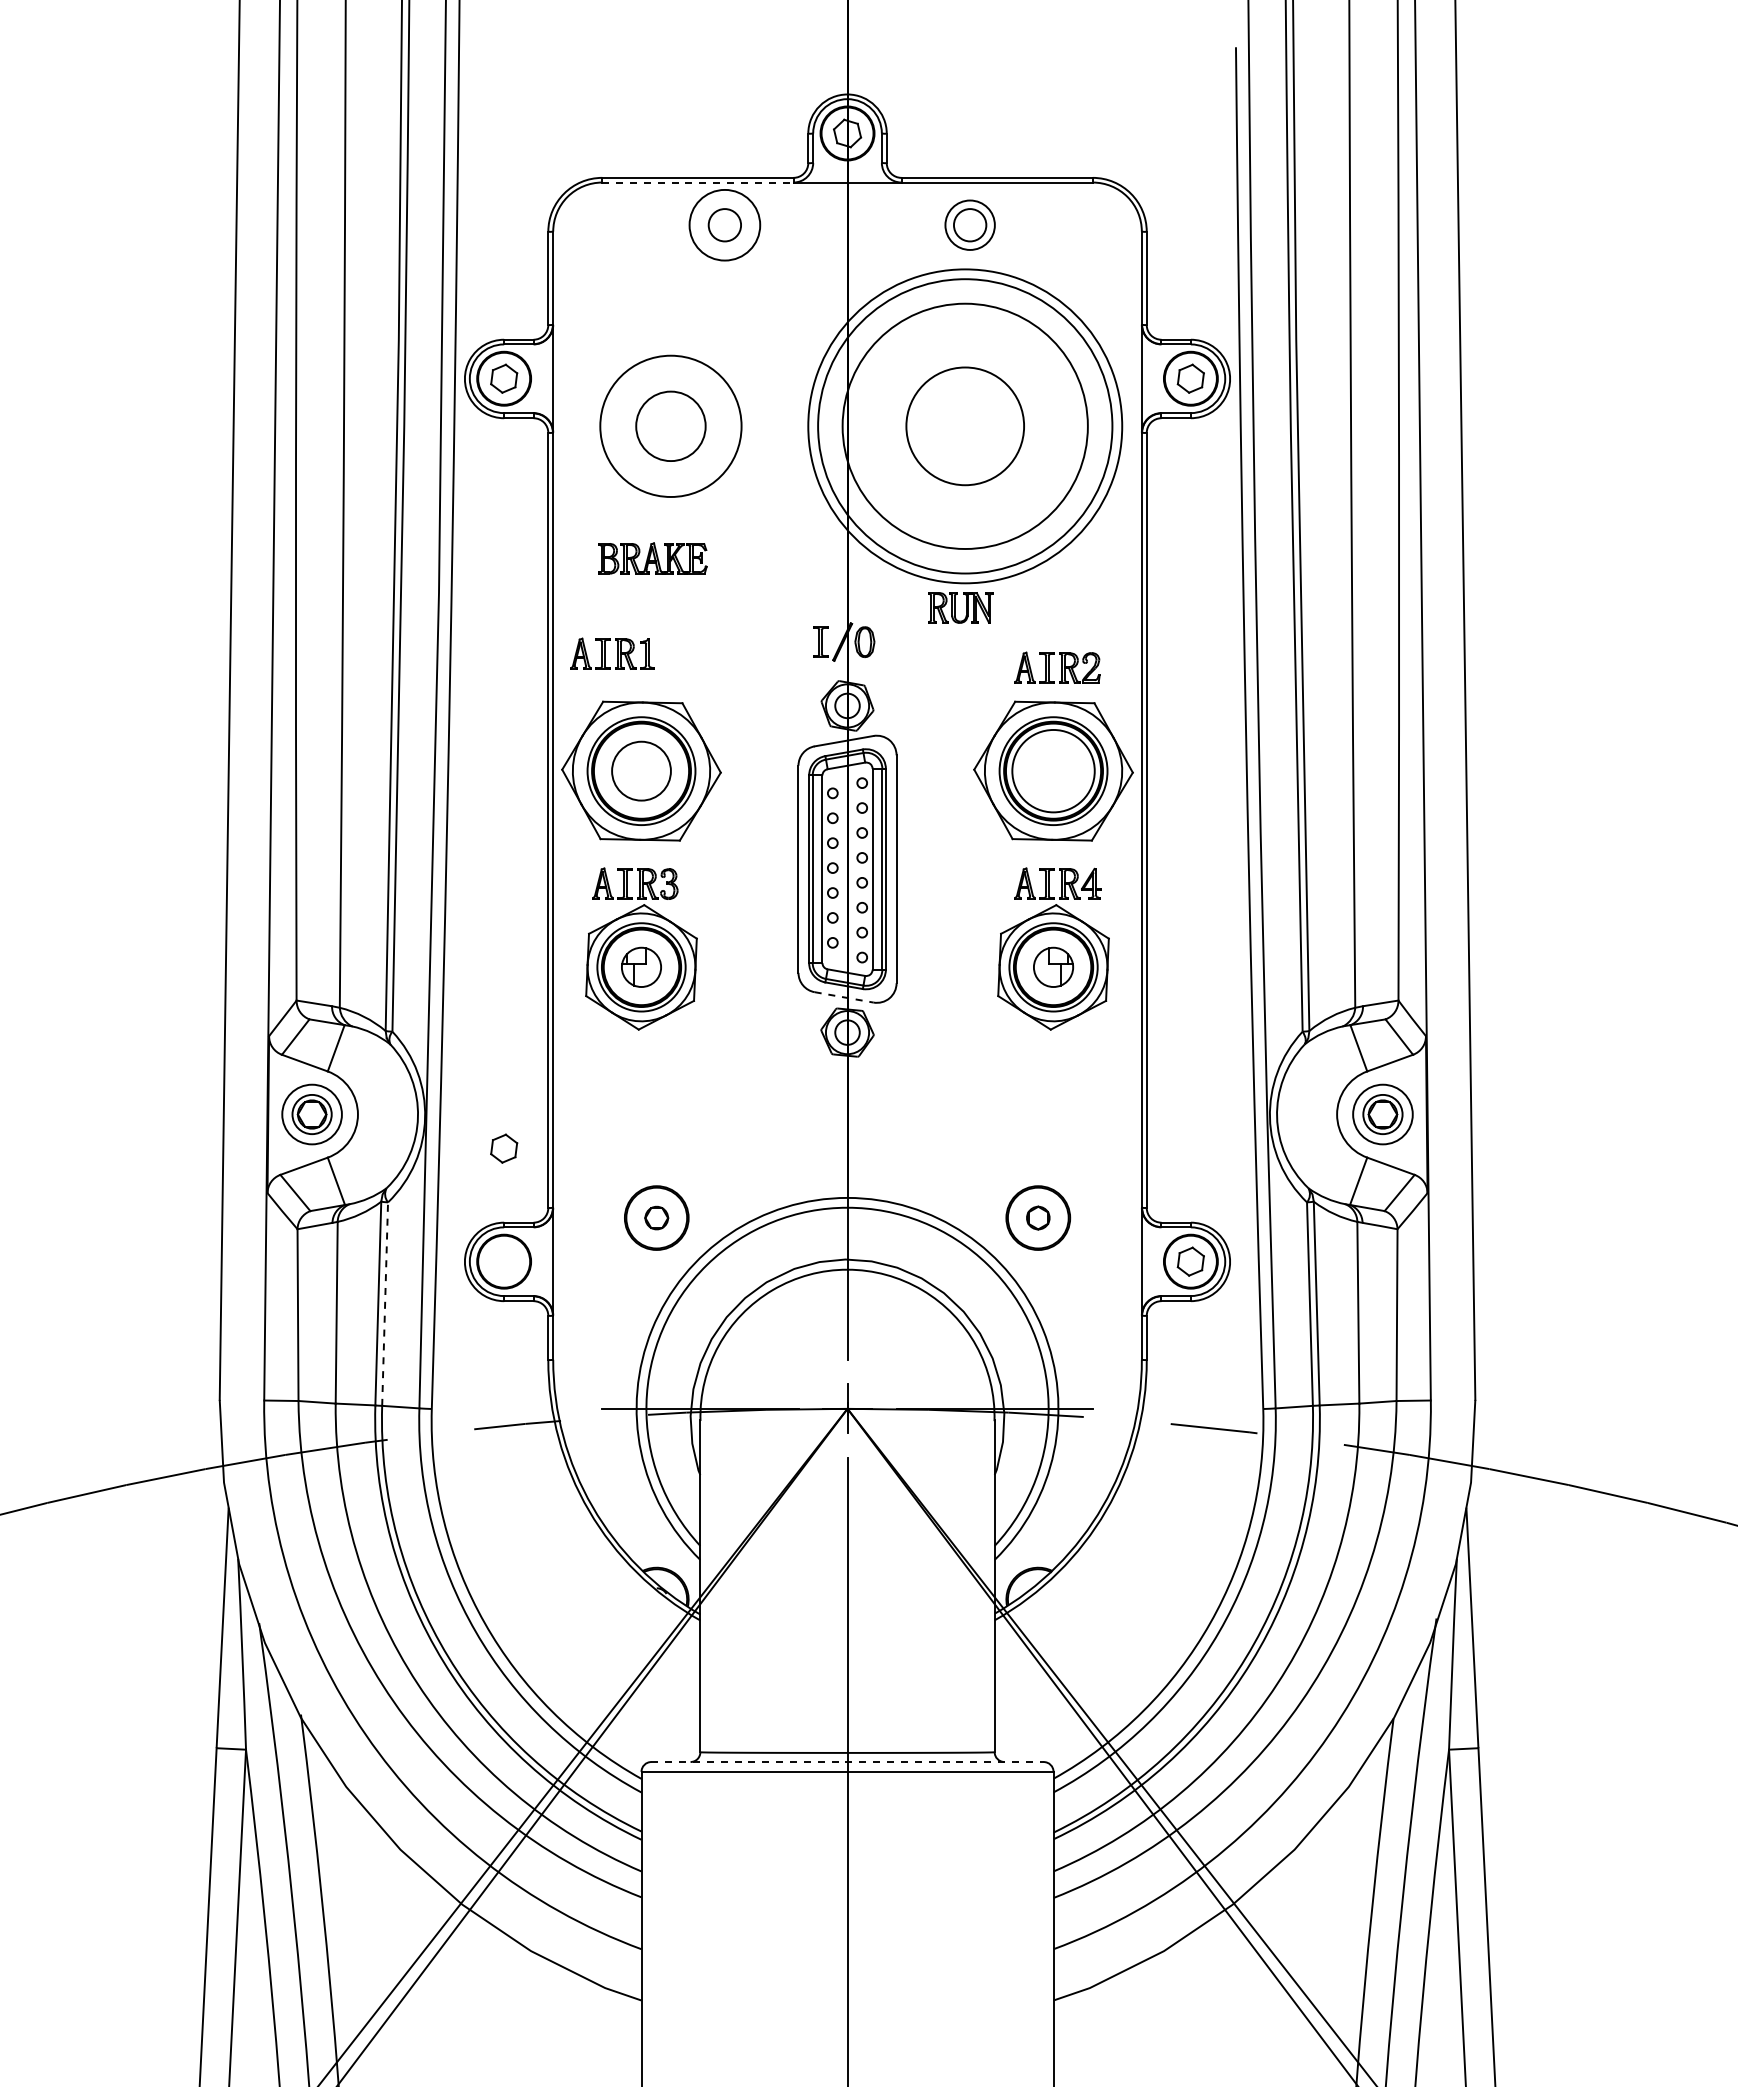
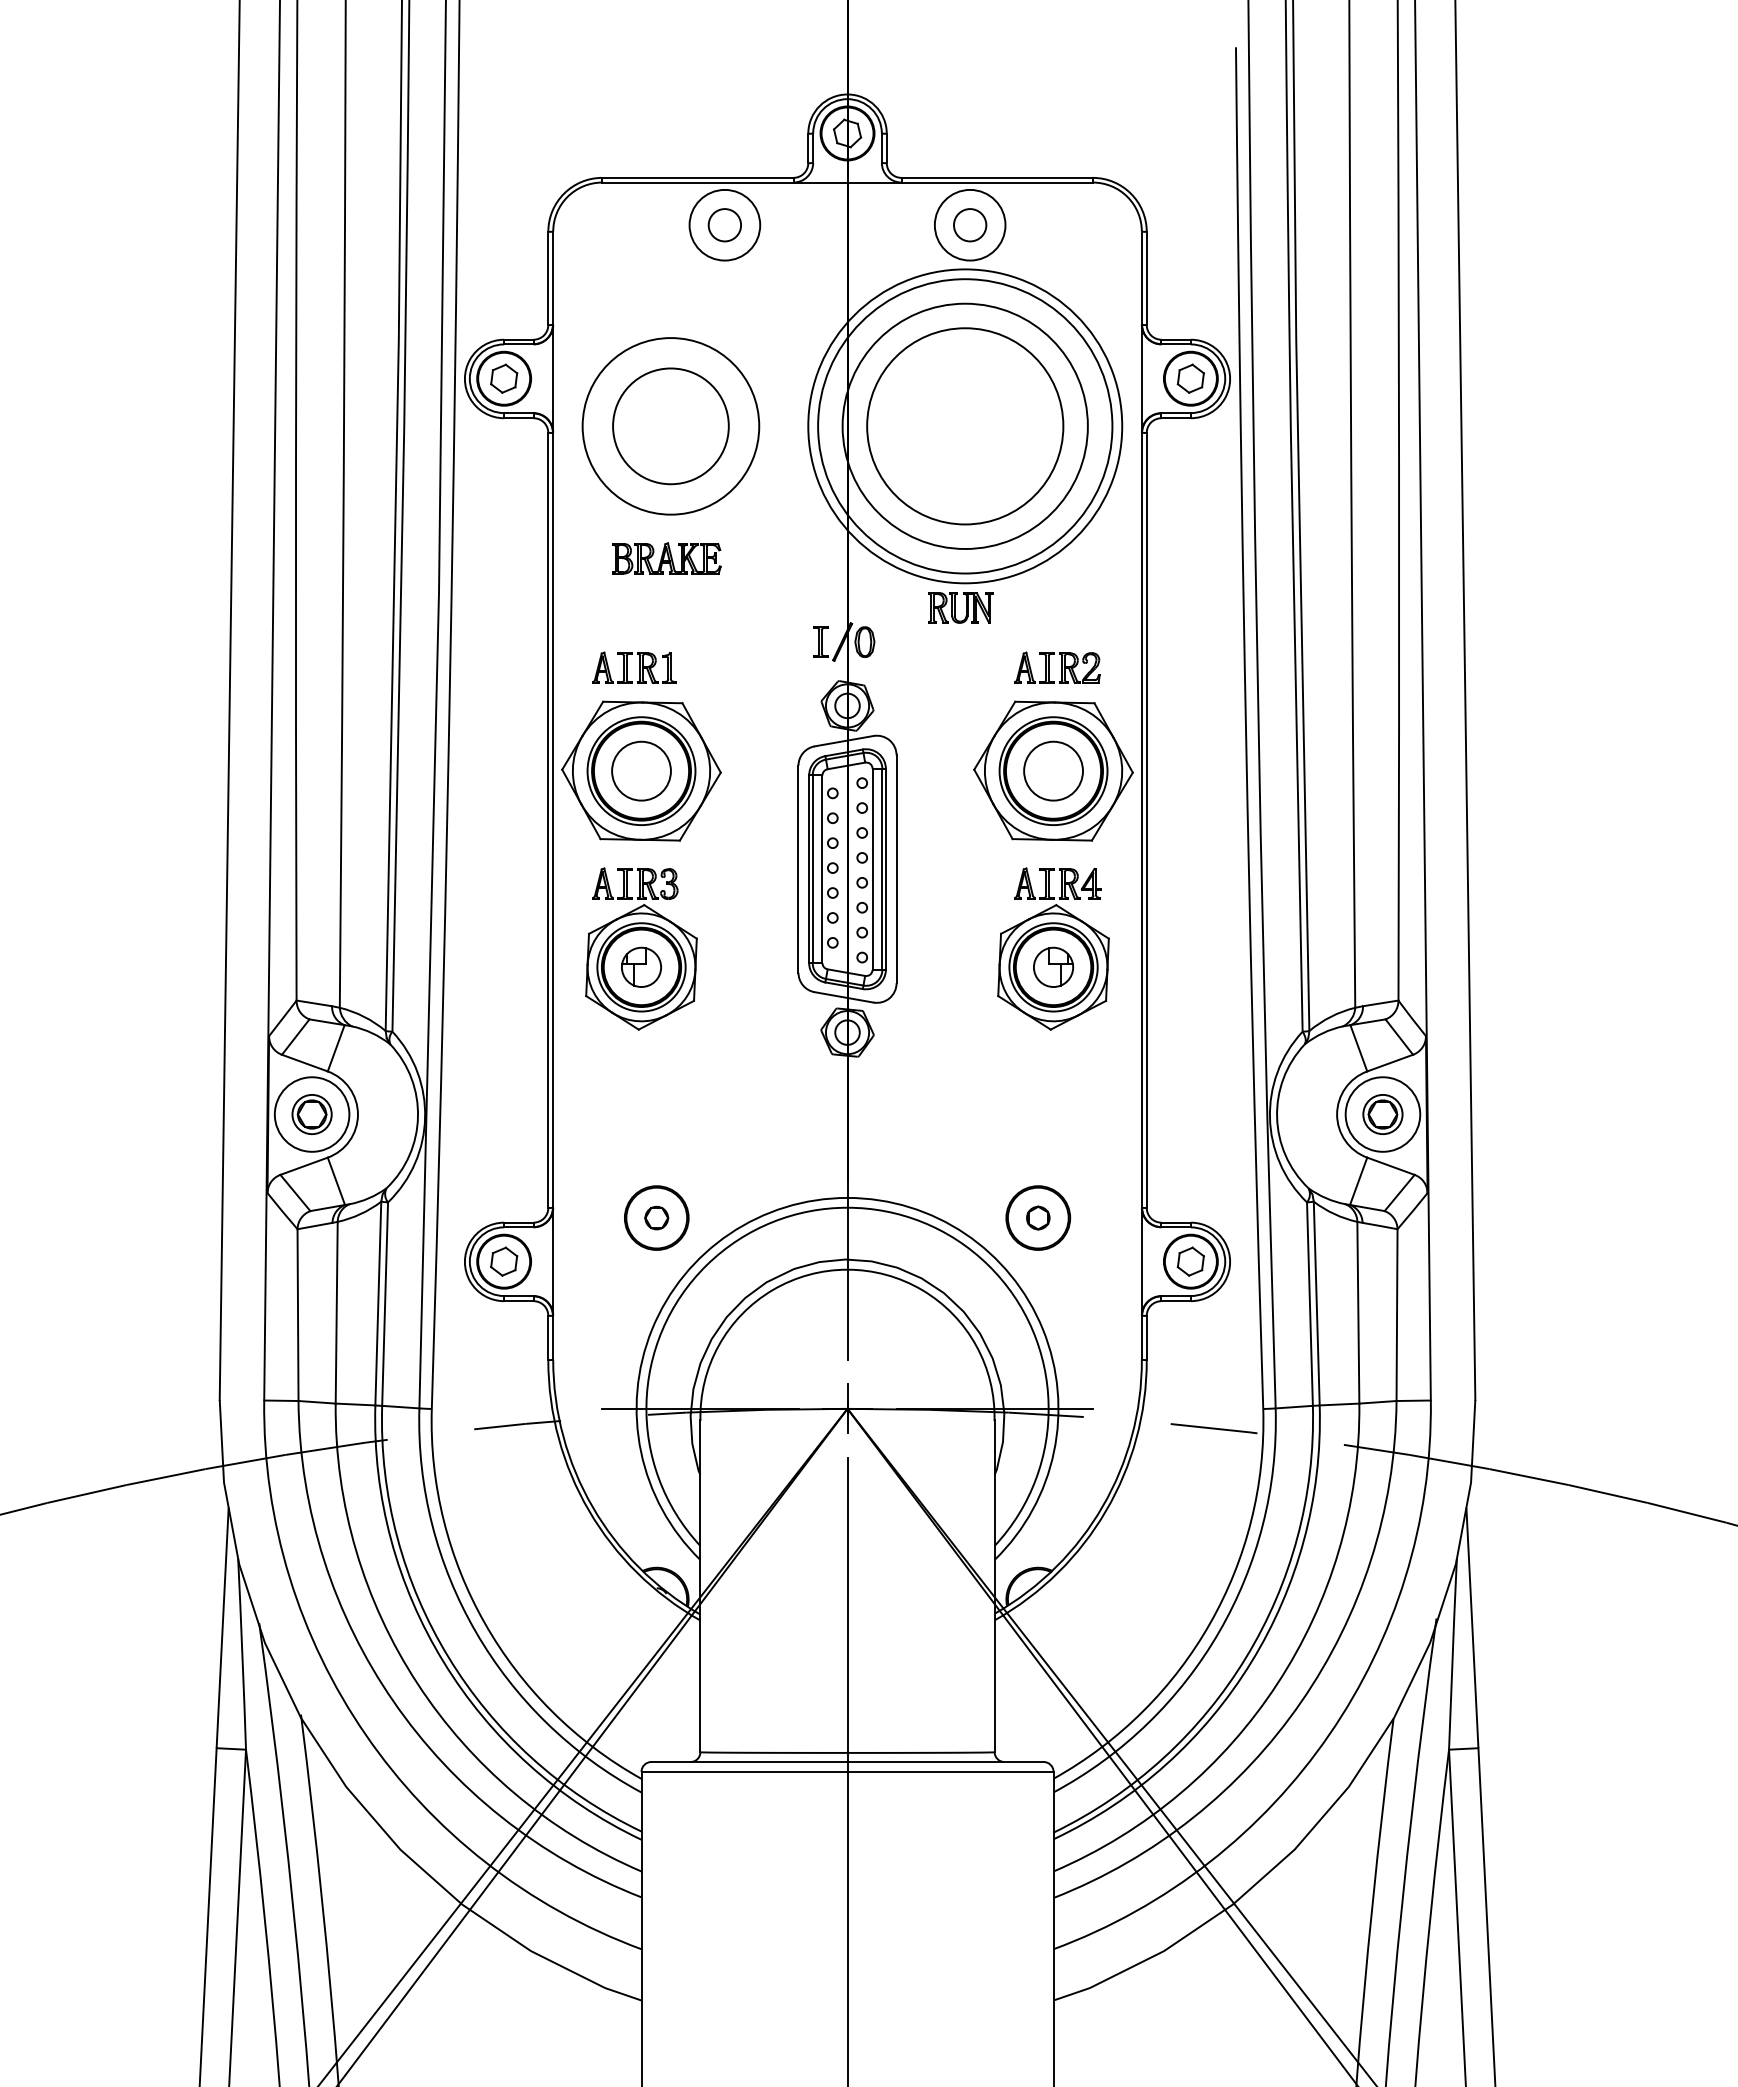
line: dashed -> solid (697, 182)
circle diameter: 49 px -> 71 px (969, 224)
circle diameter: 141 px -> 177 px (670, 426)
circle diameter: 69 px -> 116 px (670, 426)
circle diameter: 118 px -> 196 px (965, 426)
part position: (652, 558) -> (666, 558) (666, 558)
part position: (612, 653) -> (634, 667) (634, 667)
circle diameter: 82 px -> 59 px (1053, 770)
line: dashed -> solid (844, 997)
circle diameter: 60 px -> 75 px (311, 1114)
circle diameter: 60 px -> 75 px (1382, 1114)
part position: (504, 1148) -> (504, 1261) (504, 1261)
line: dashed -> solid (385, 1304)
line: dashed -> solid (848, 1762)
